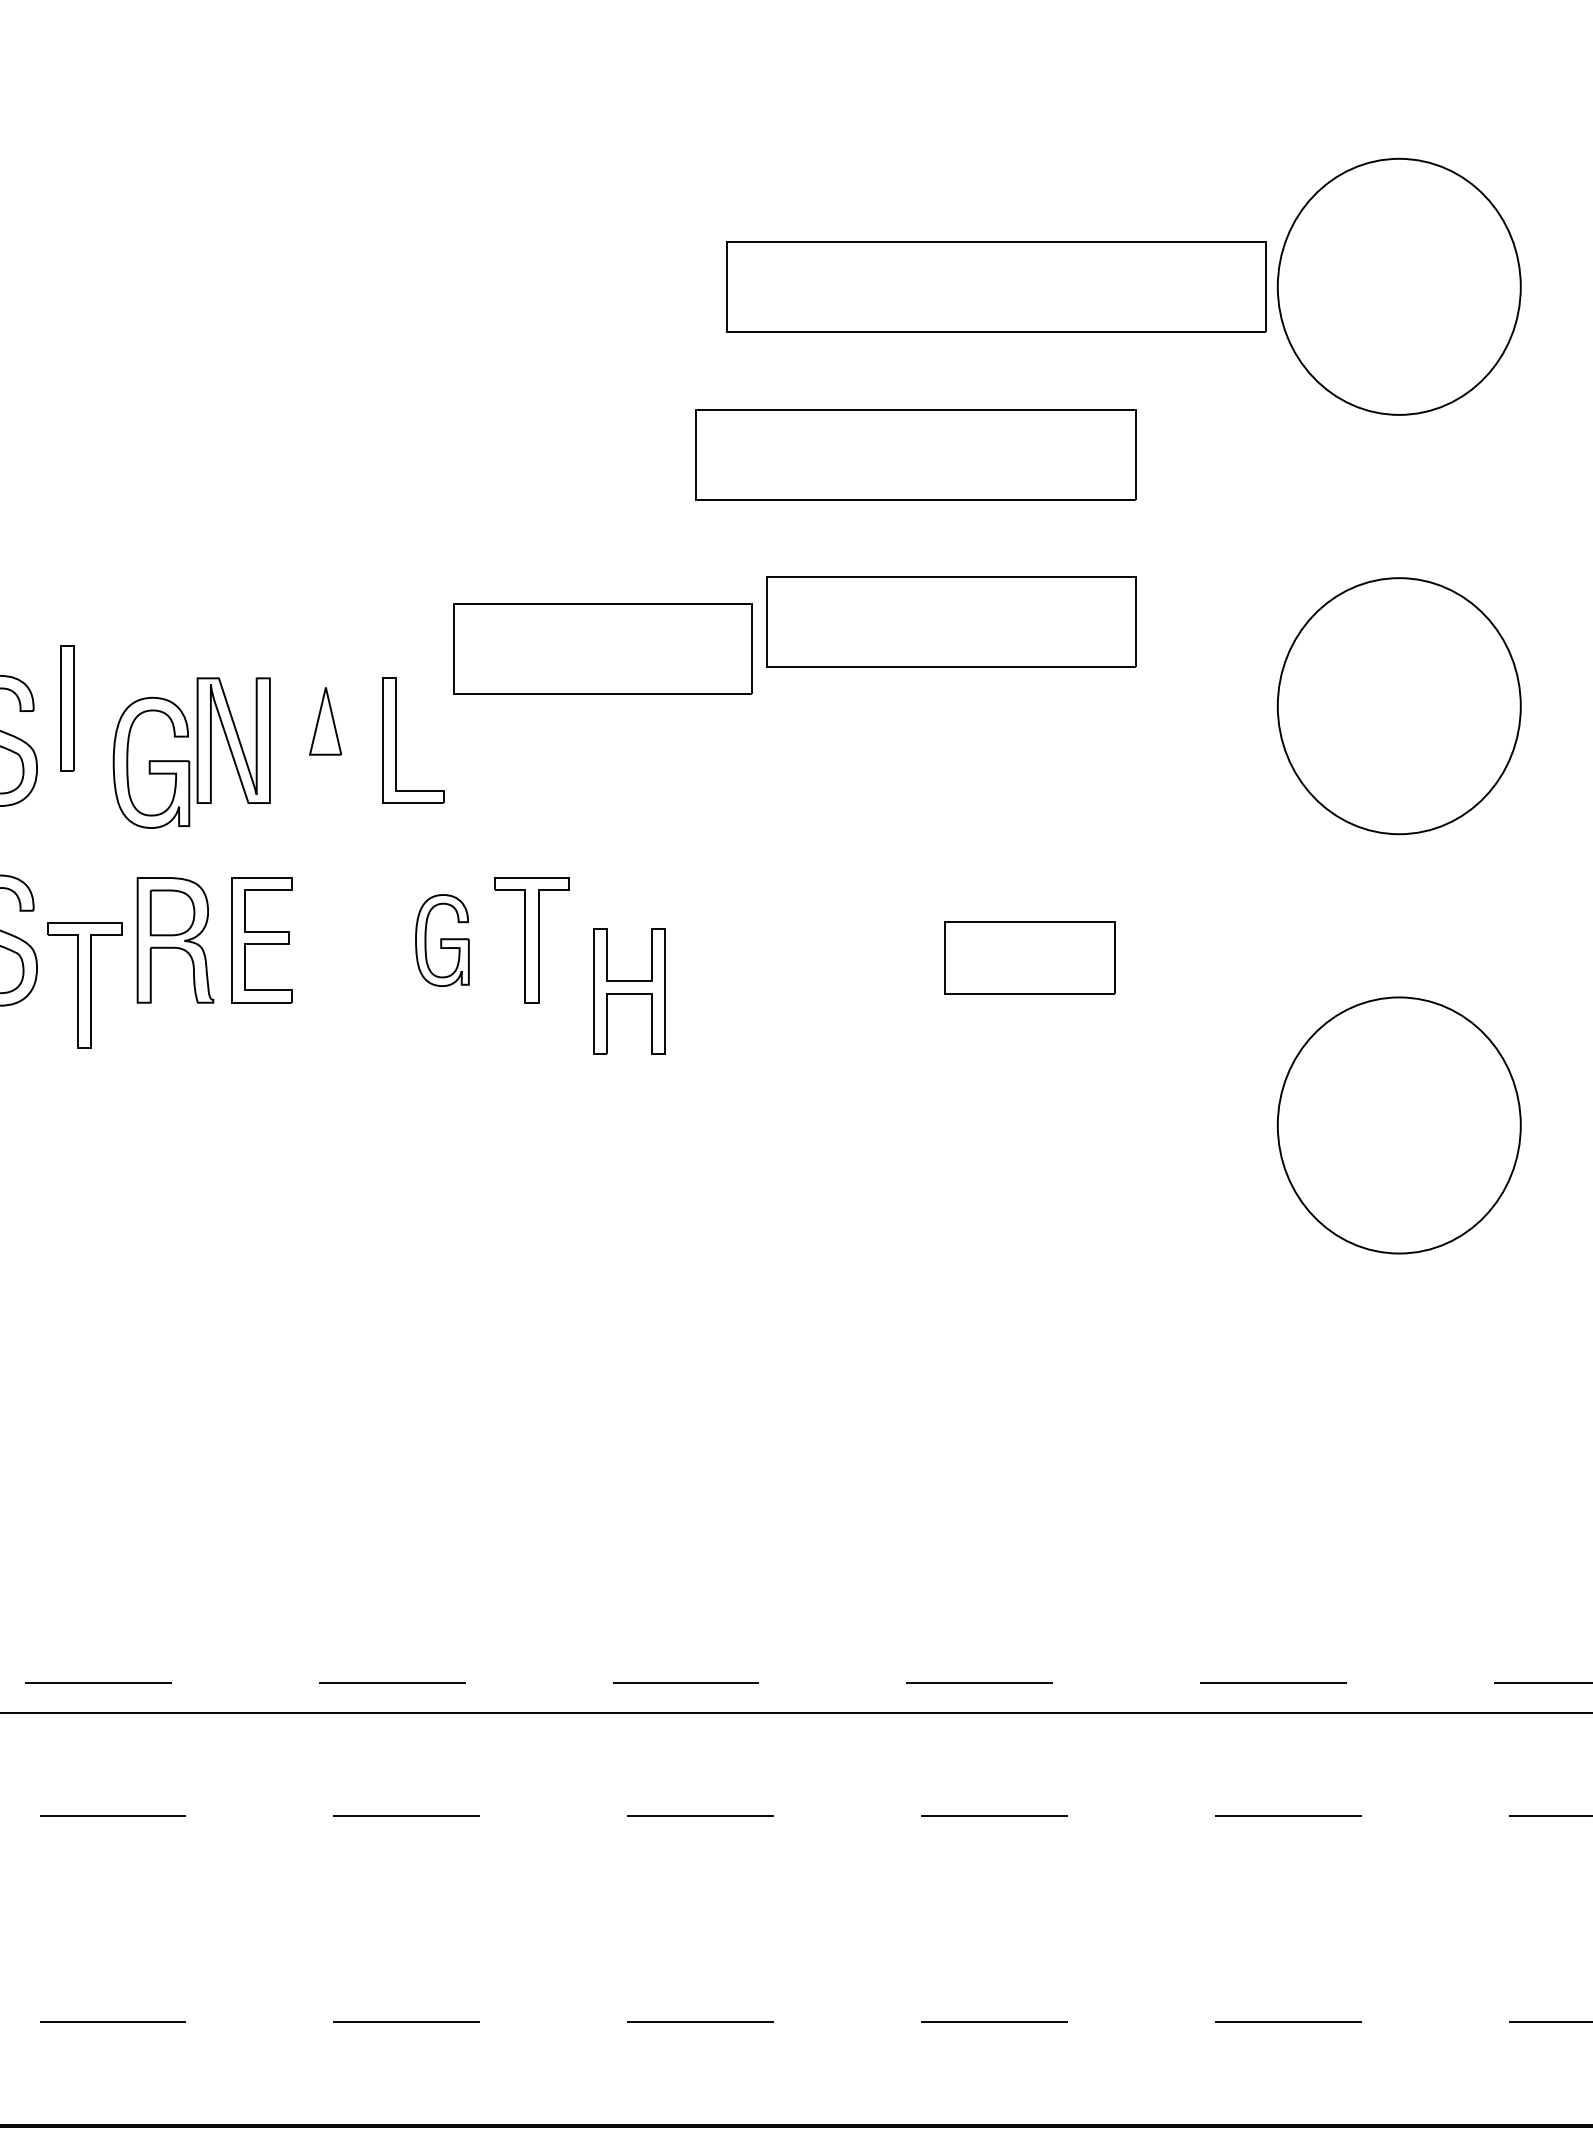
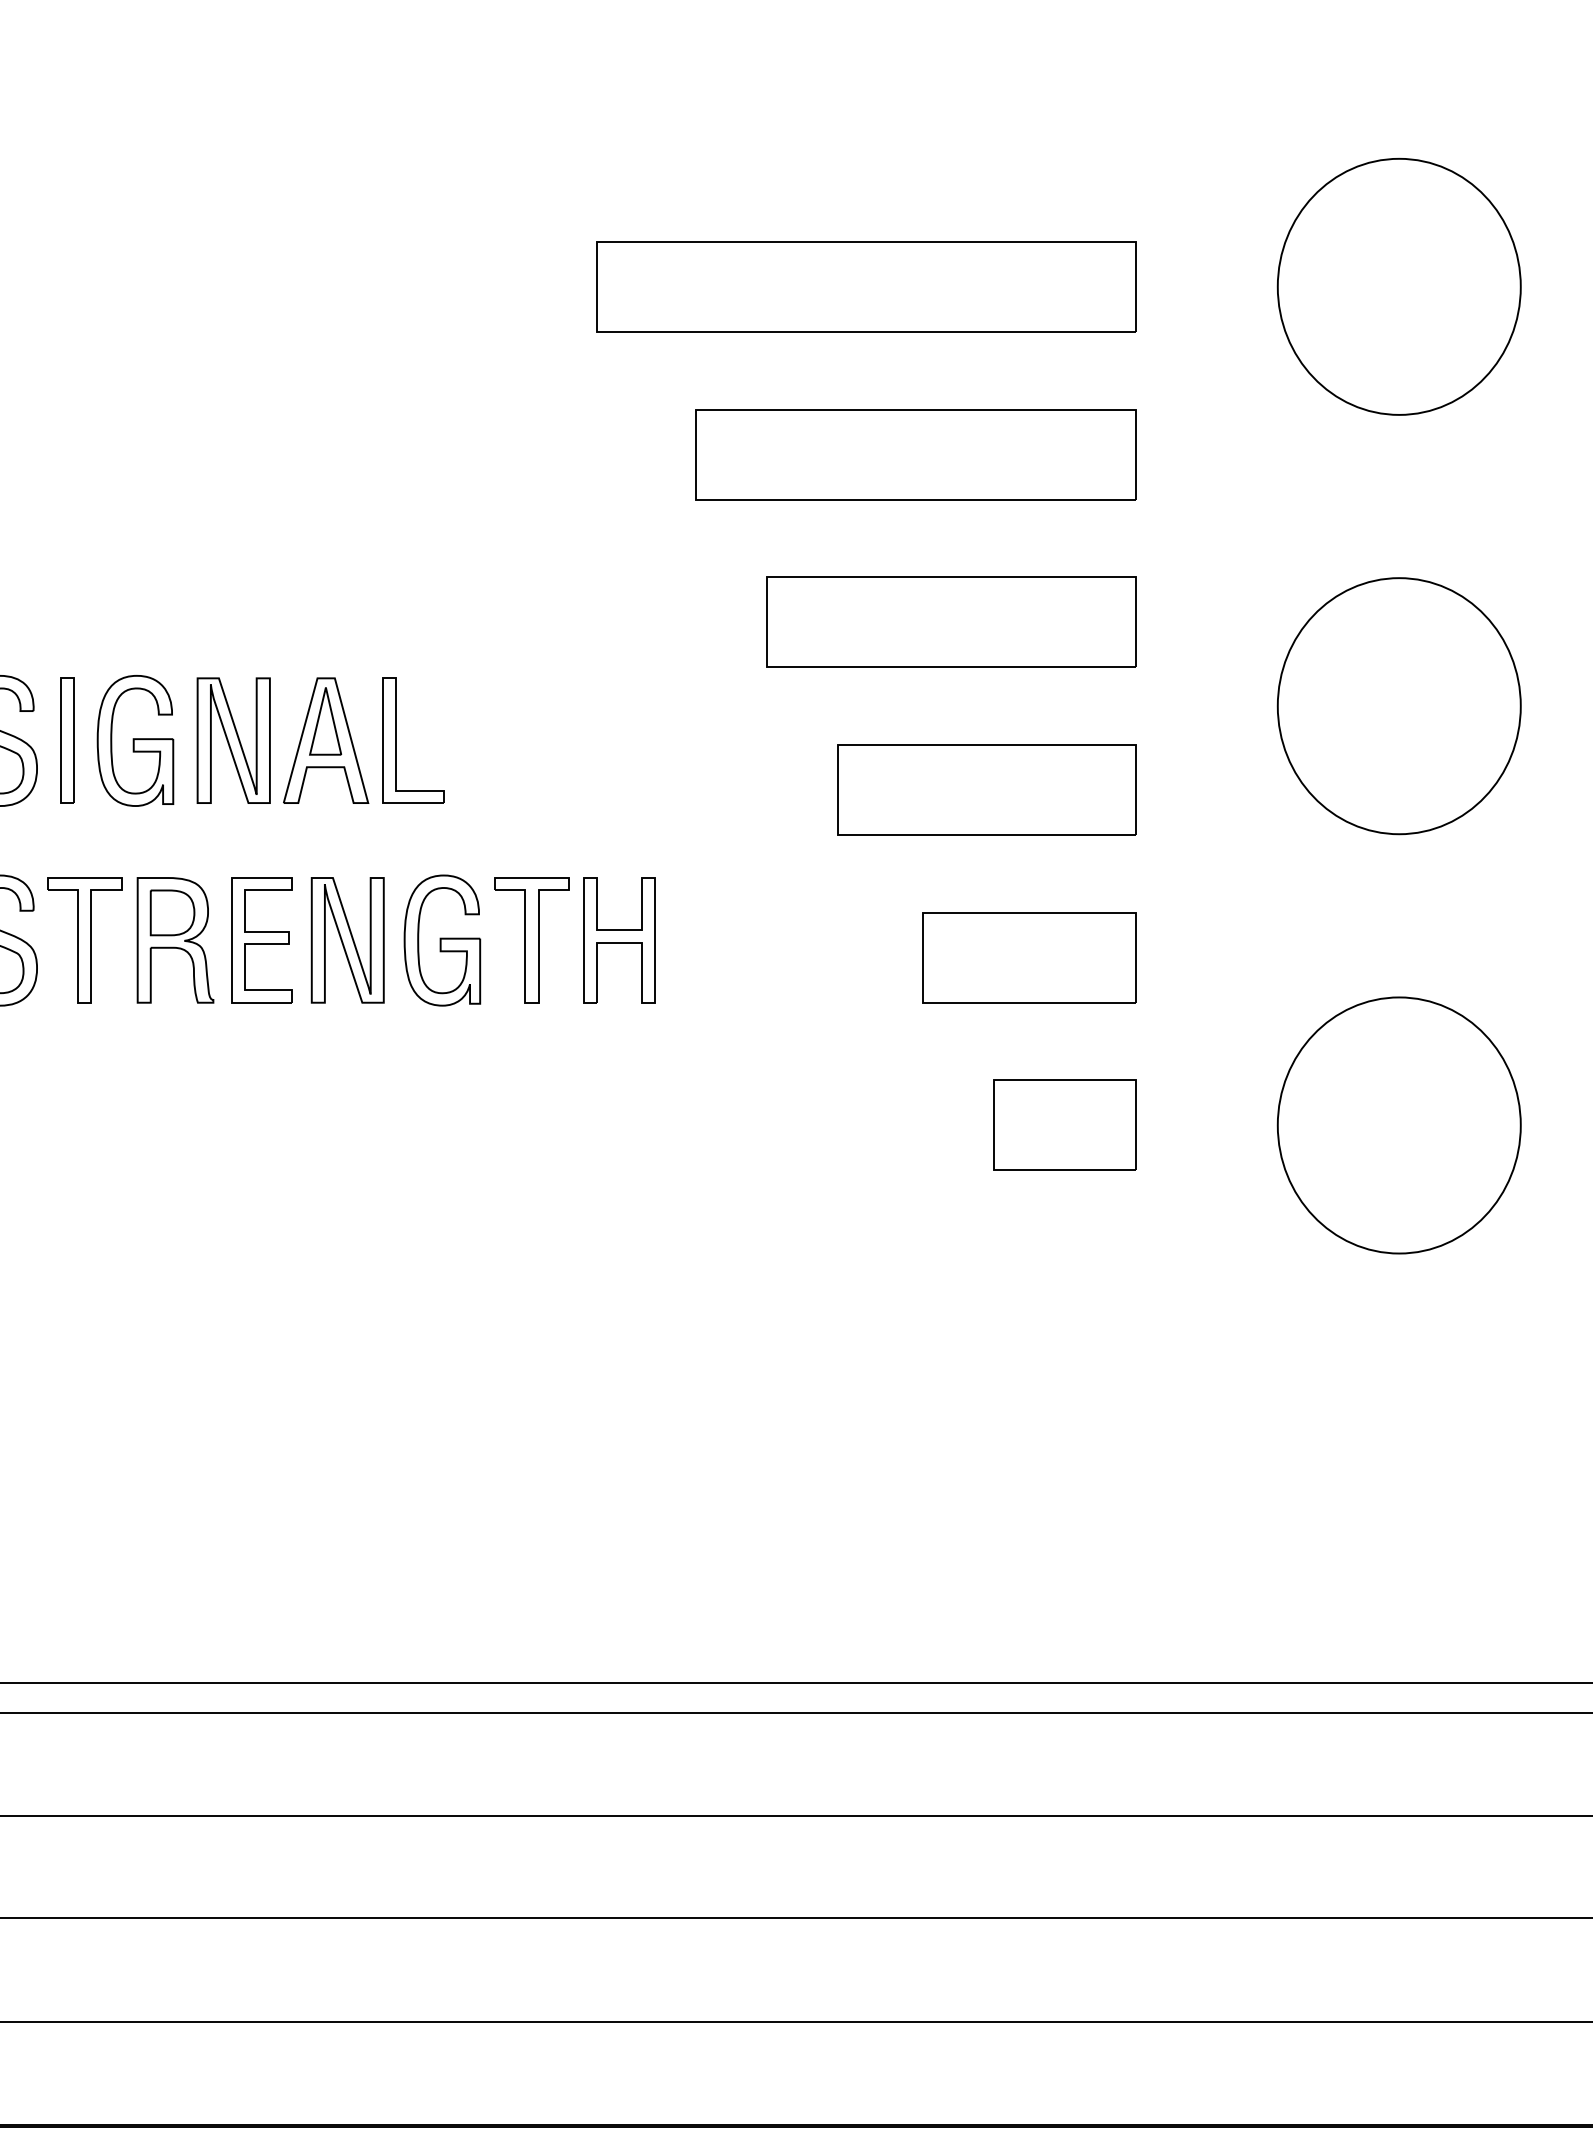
part position: (996, 286) -> (866, 286) (866, 286)
part position: (602, 648) -> (986, 789) (986, 789)
part position: (67, 708) -> (67, 740) (67, 740)
part: none -> present (326, 740)
part position: (151, 762) -> (135, 740) (135, 740)
part: none -> present (347, 940)
part size: 55x93 px -> 79x133 px (442, 940)
part size: 172x74 px -> 215x92 px (1029, 957)
part position: (84, 985) -> (84, 940) (84, 940)
part position: (629, 991) -> (619, 940) (619, 940)
part: none -> present (1064, 1124)
line: dashed -> solid (795, 1683)
line: dashed -> solid (796, 1815)
line: none -> present (795, 1918)
line: dashed -> solid (796, 2022)
